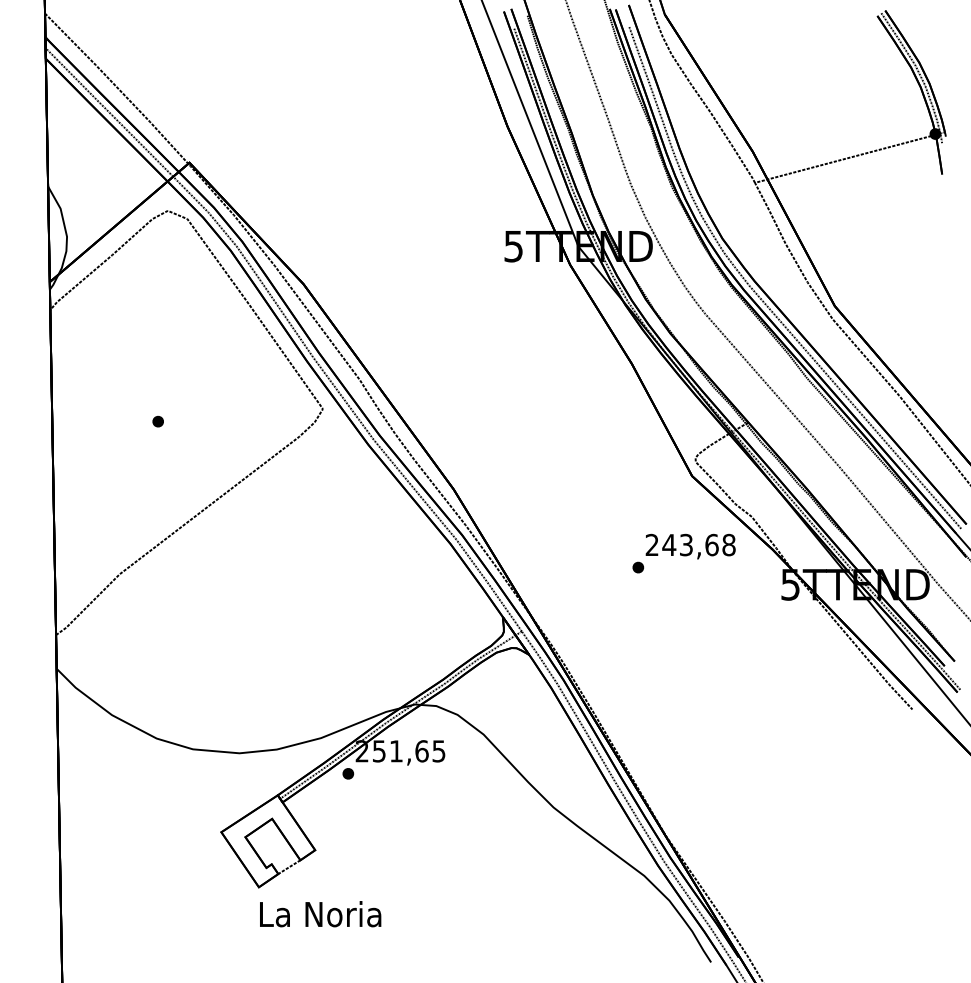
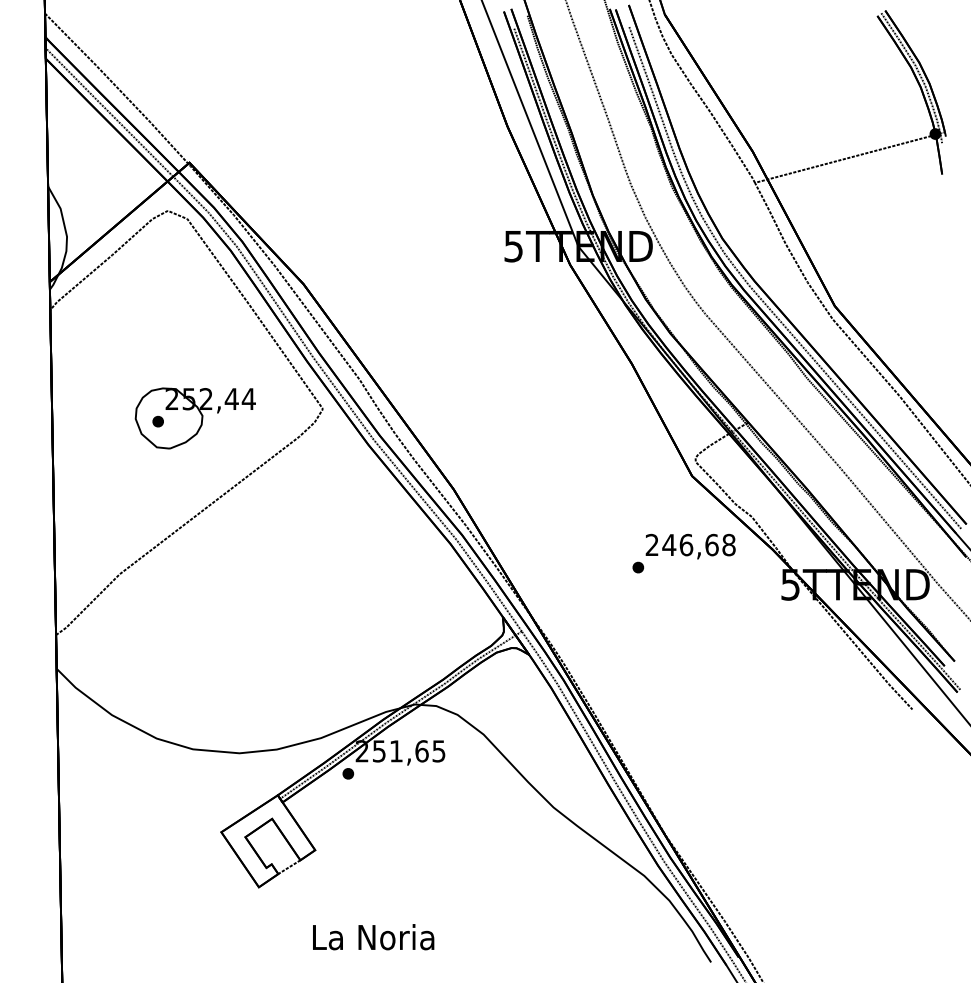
part: none -> present (194, 418)
text: 243,68 -> 246,68 (686, 544)
text position: (320, 914) -> (373, 937) (373, 937)
